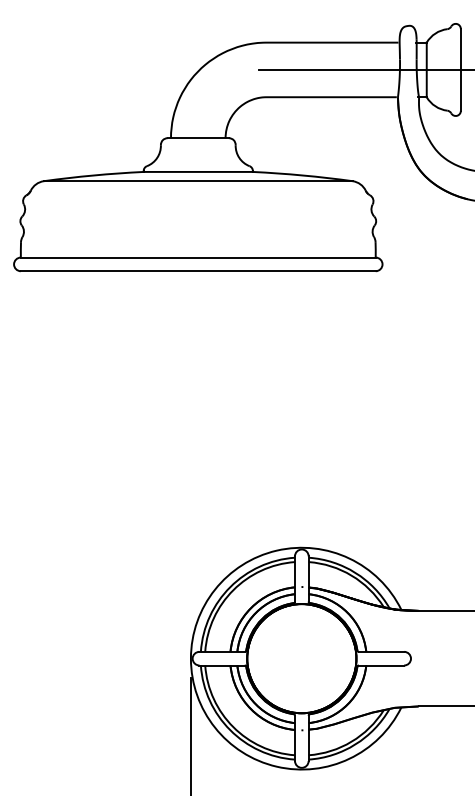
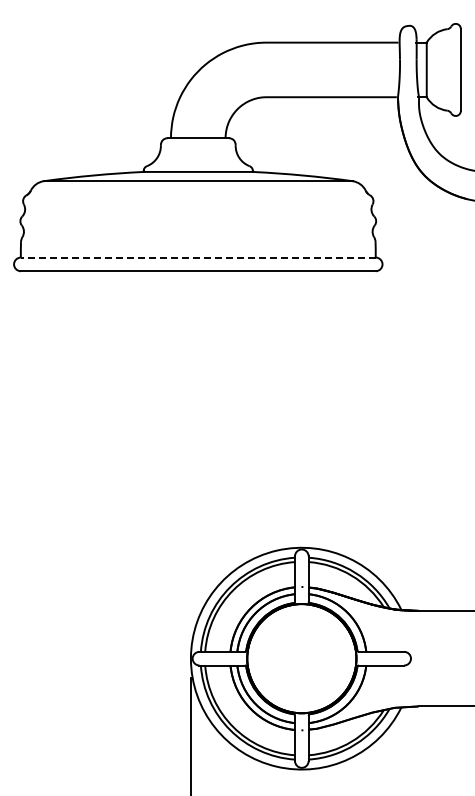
line: present -> none (365, 70)
line: solid -> dashed (197, 257)
